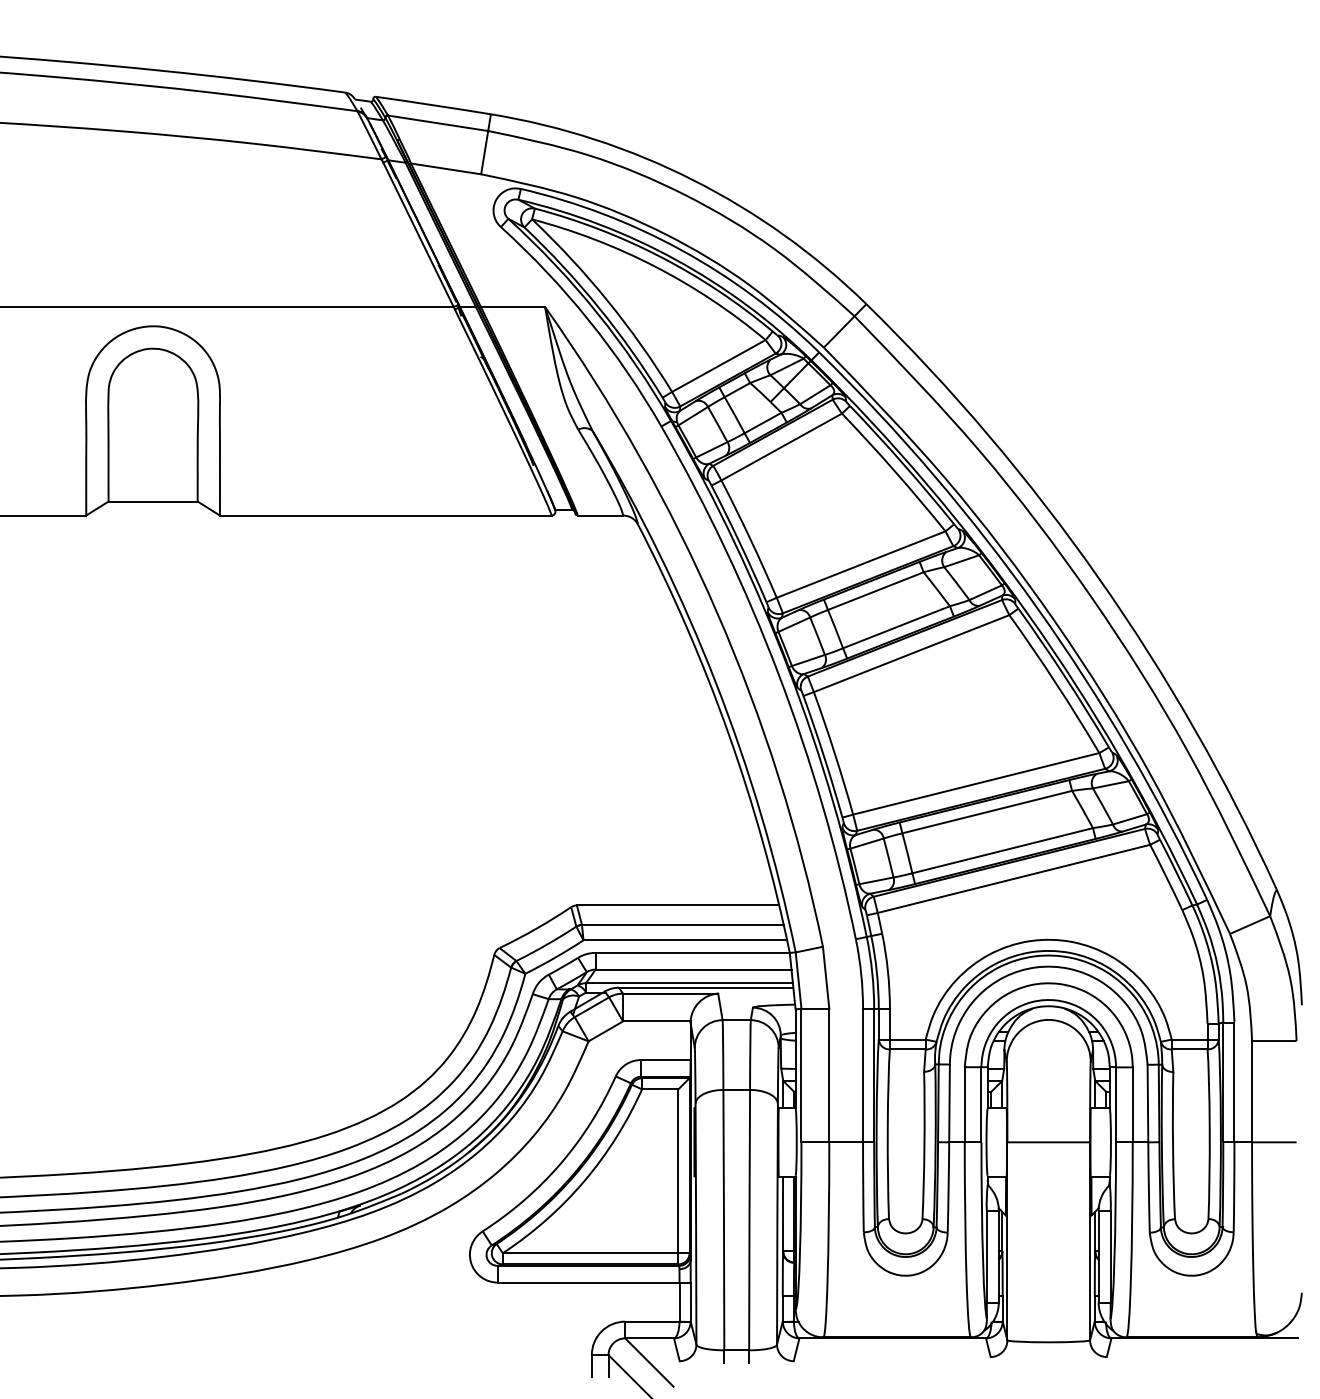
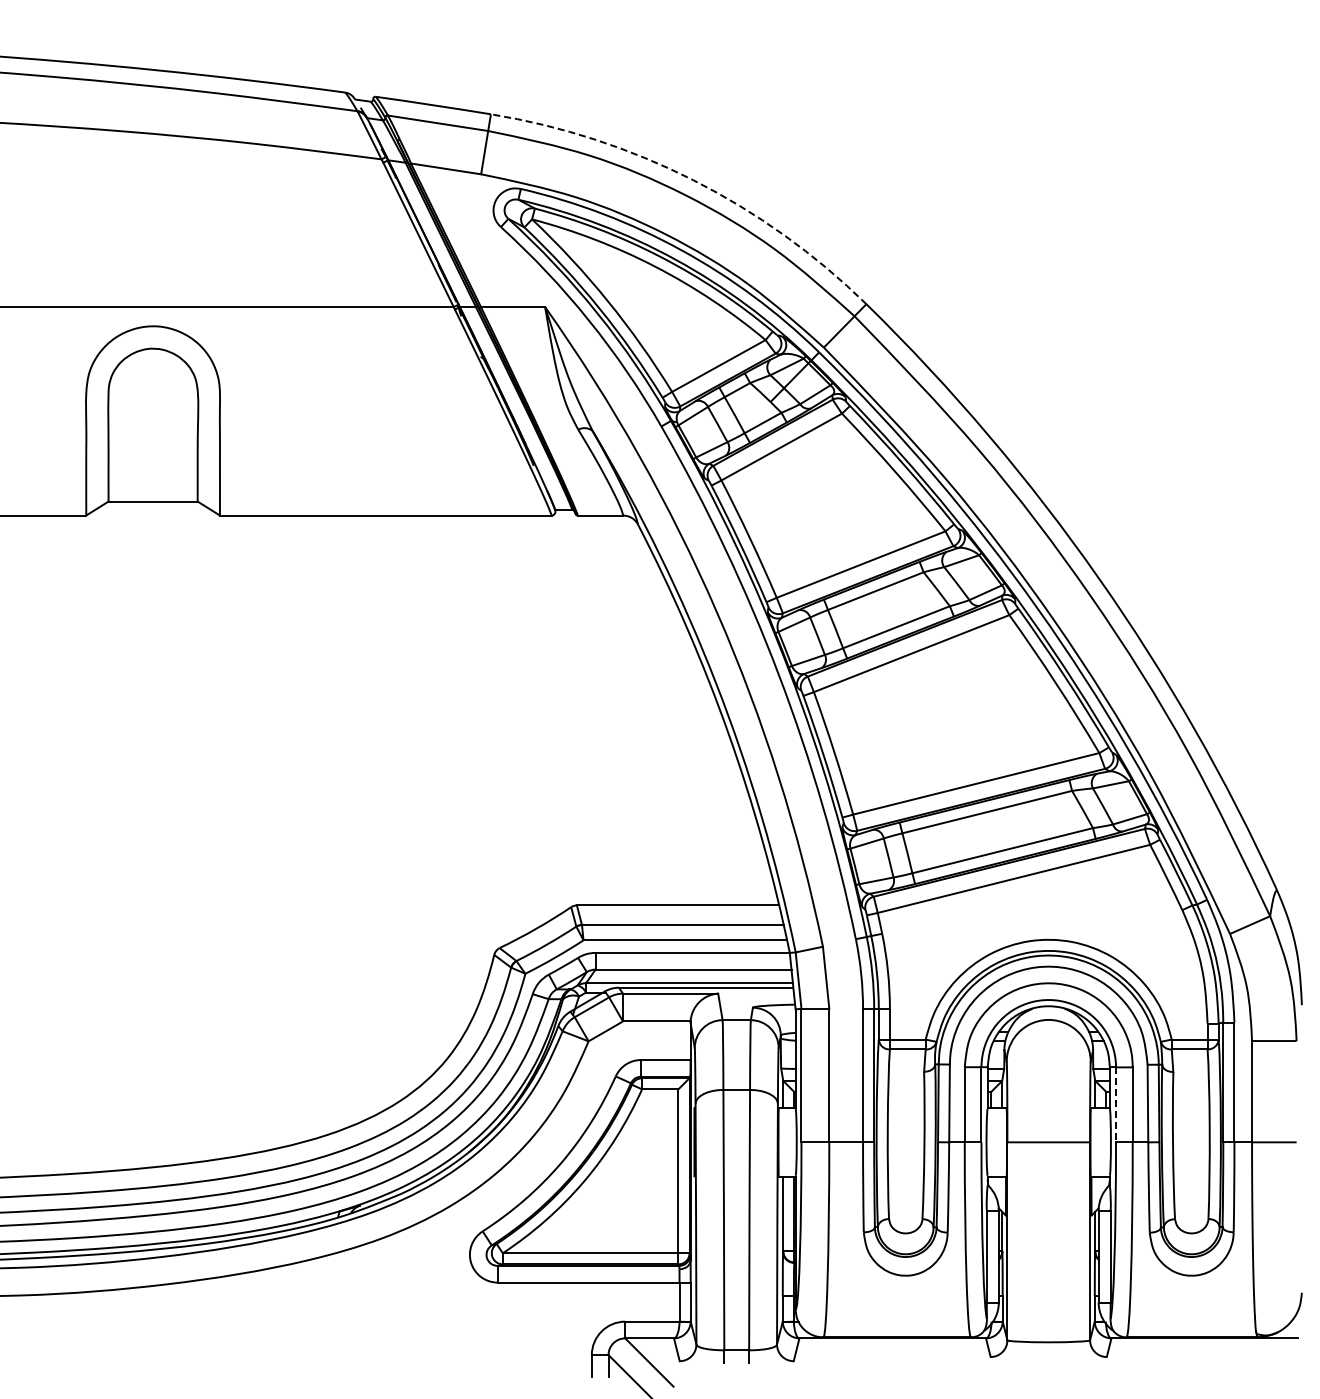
arc: solid -> dashed (693, 180)
line: solid -> dashed (1116, 1105)
